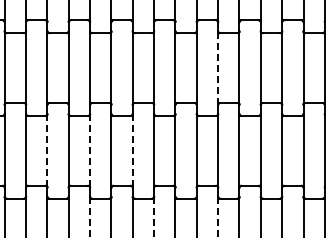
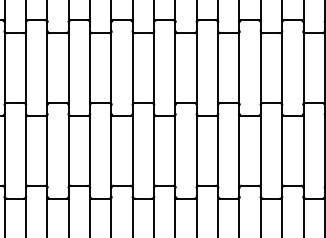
line: dashed -> solid (218, 68)
line: dashed -> solid (47, 150)
line: dashed -> solid (90, 150)
line: dashed -> solid (132, 150)
line: dashed -> solid (90, 216)
line: dashed -> solid (218, 216)
line: dashed -> solid (154, 217)
